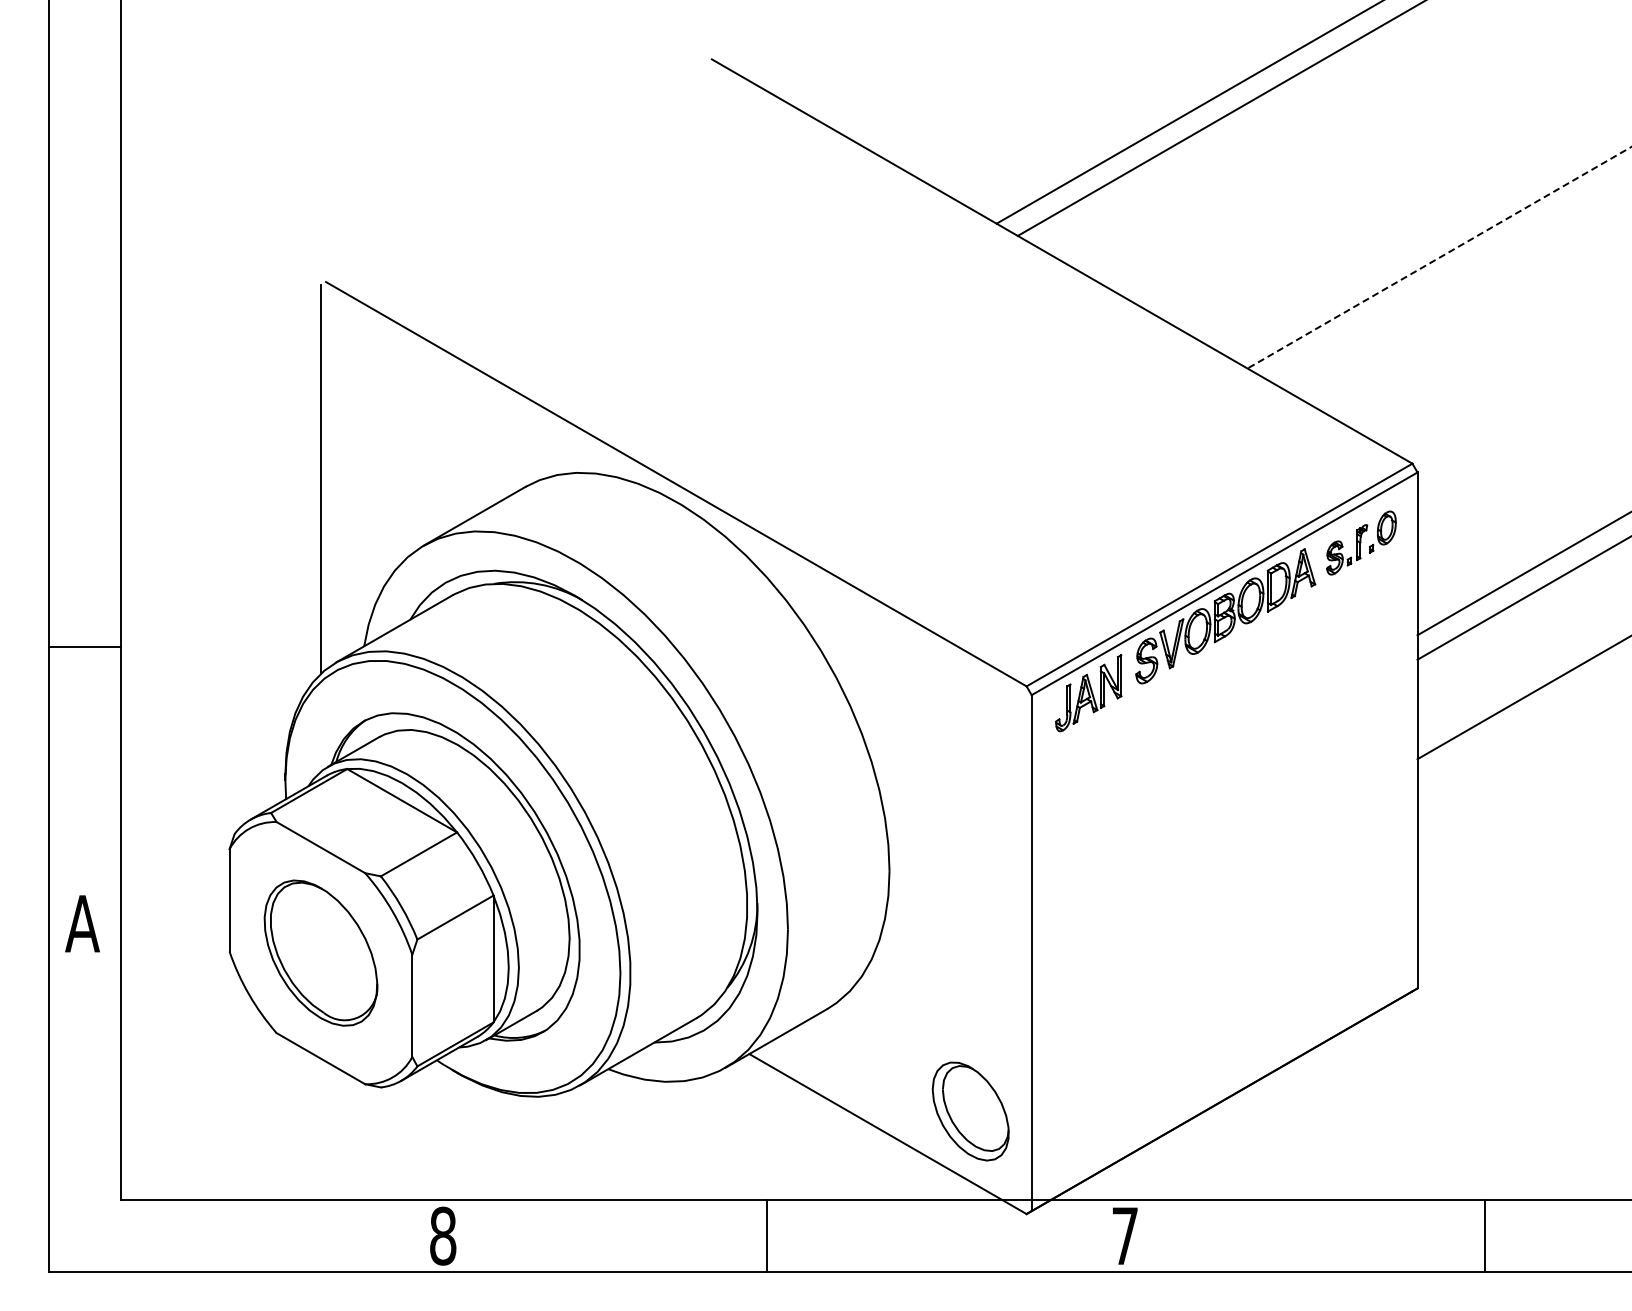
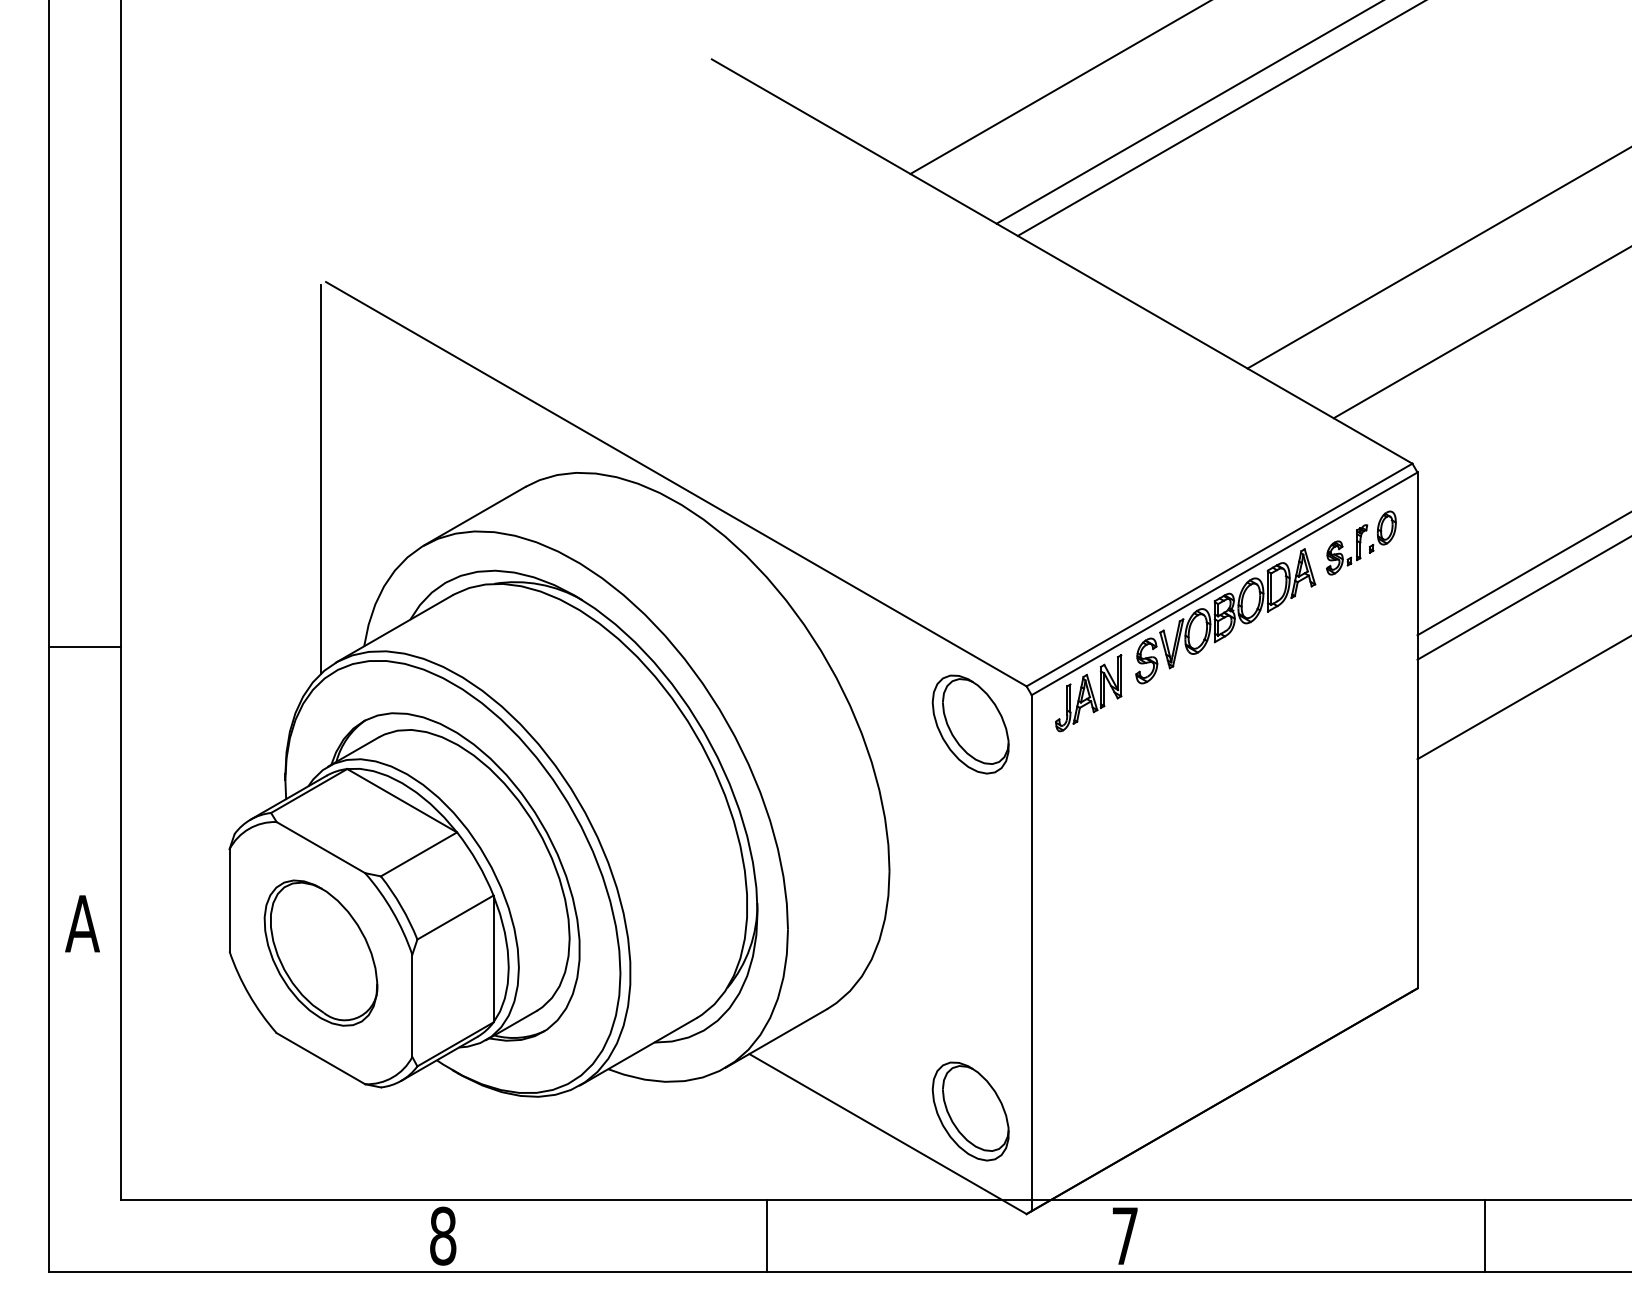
line: none -> present (1059, 87)
line: dashed -> solid (1439, 257)
line: none -> present (1480, 333)
part: none -> present (970, 724)
